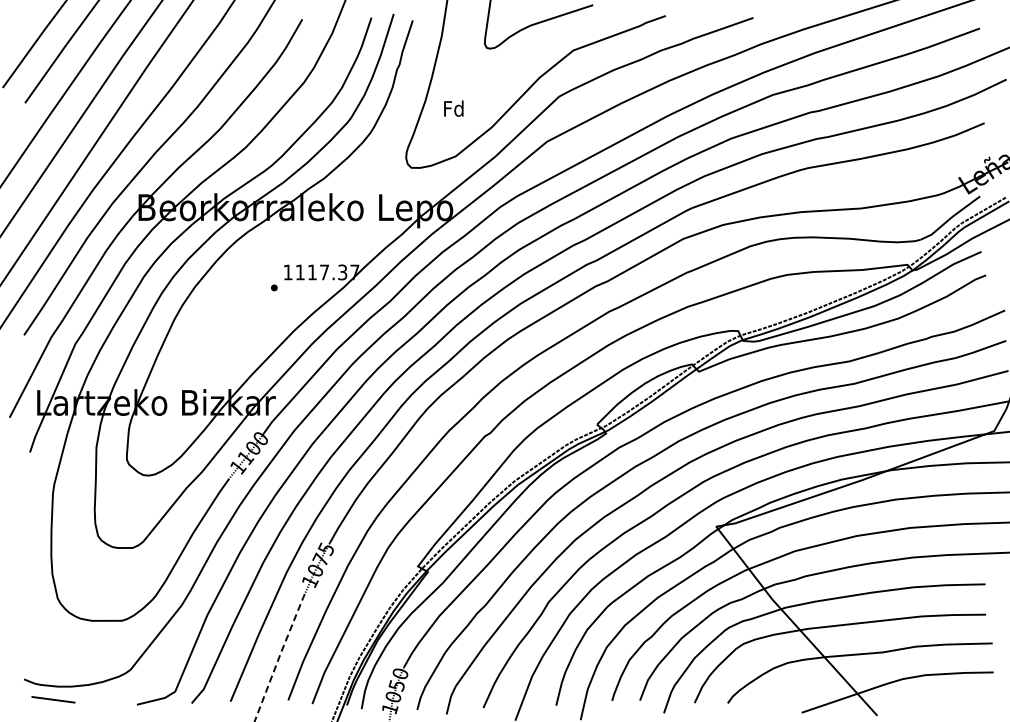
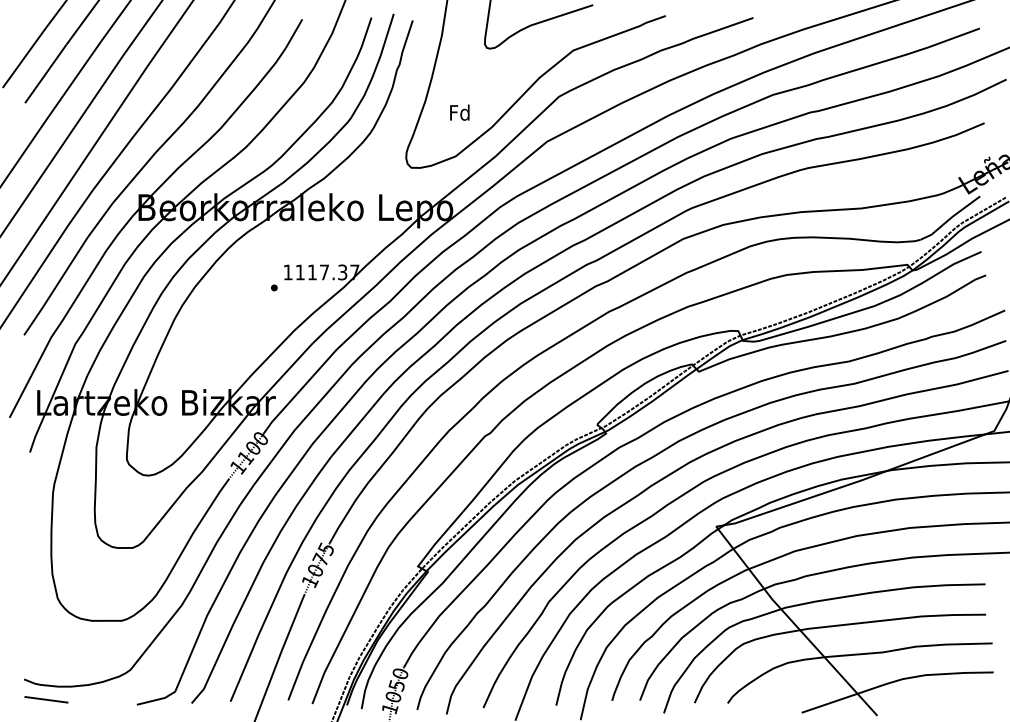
text position: (453, 108) -> (459, 112) (459, 112)
line: dashed -> solid (279, 656)
line position: (53, 699) -> (46, 699) (46, 699)
